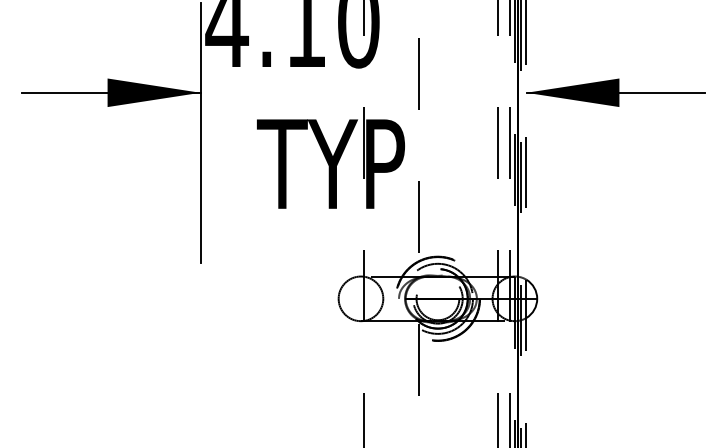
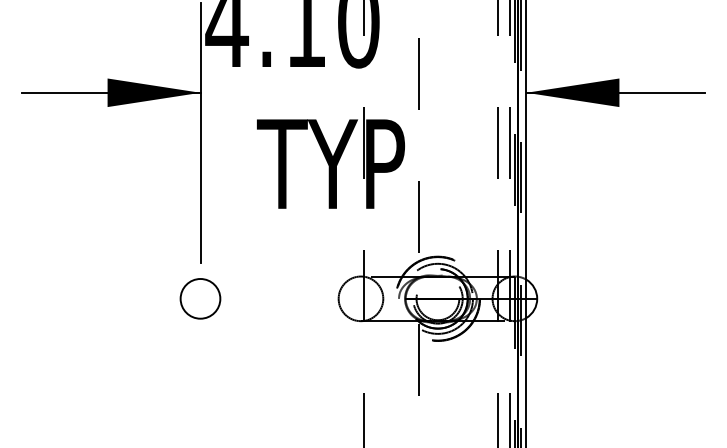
line: dashed -> solid (526, 223)
circle: none -> present (200, 298)
